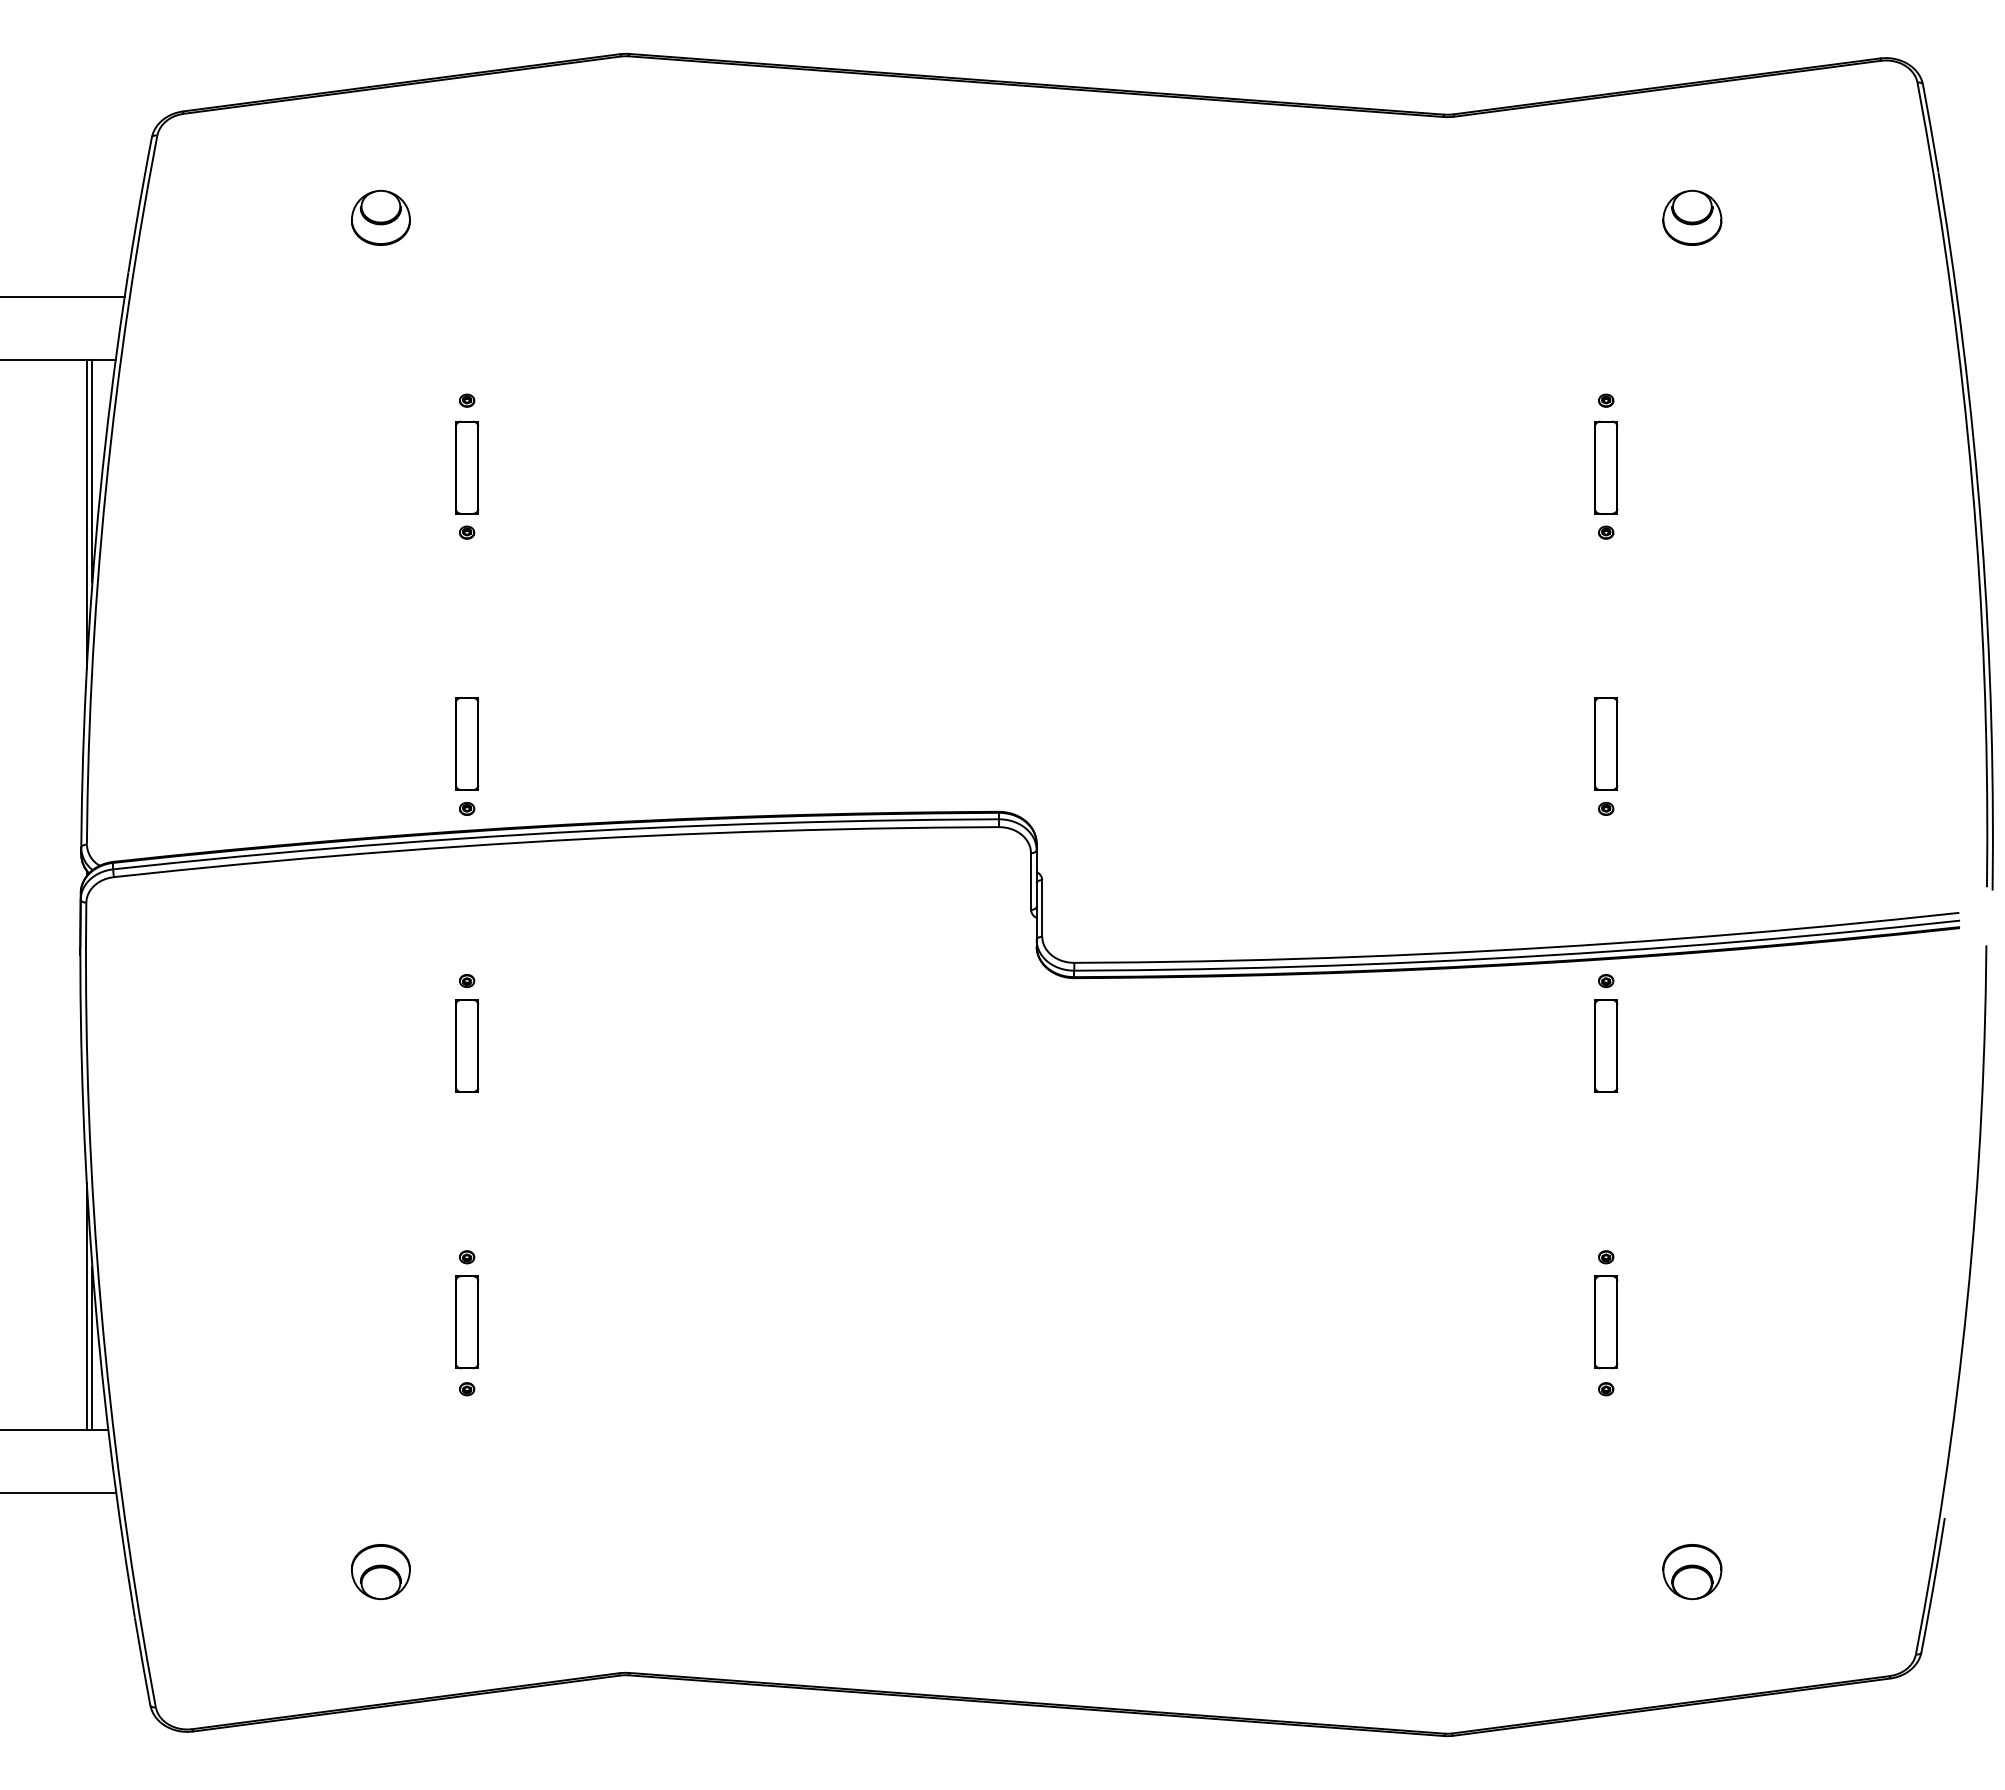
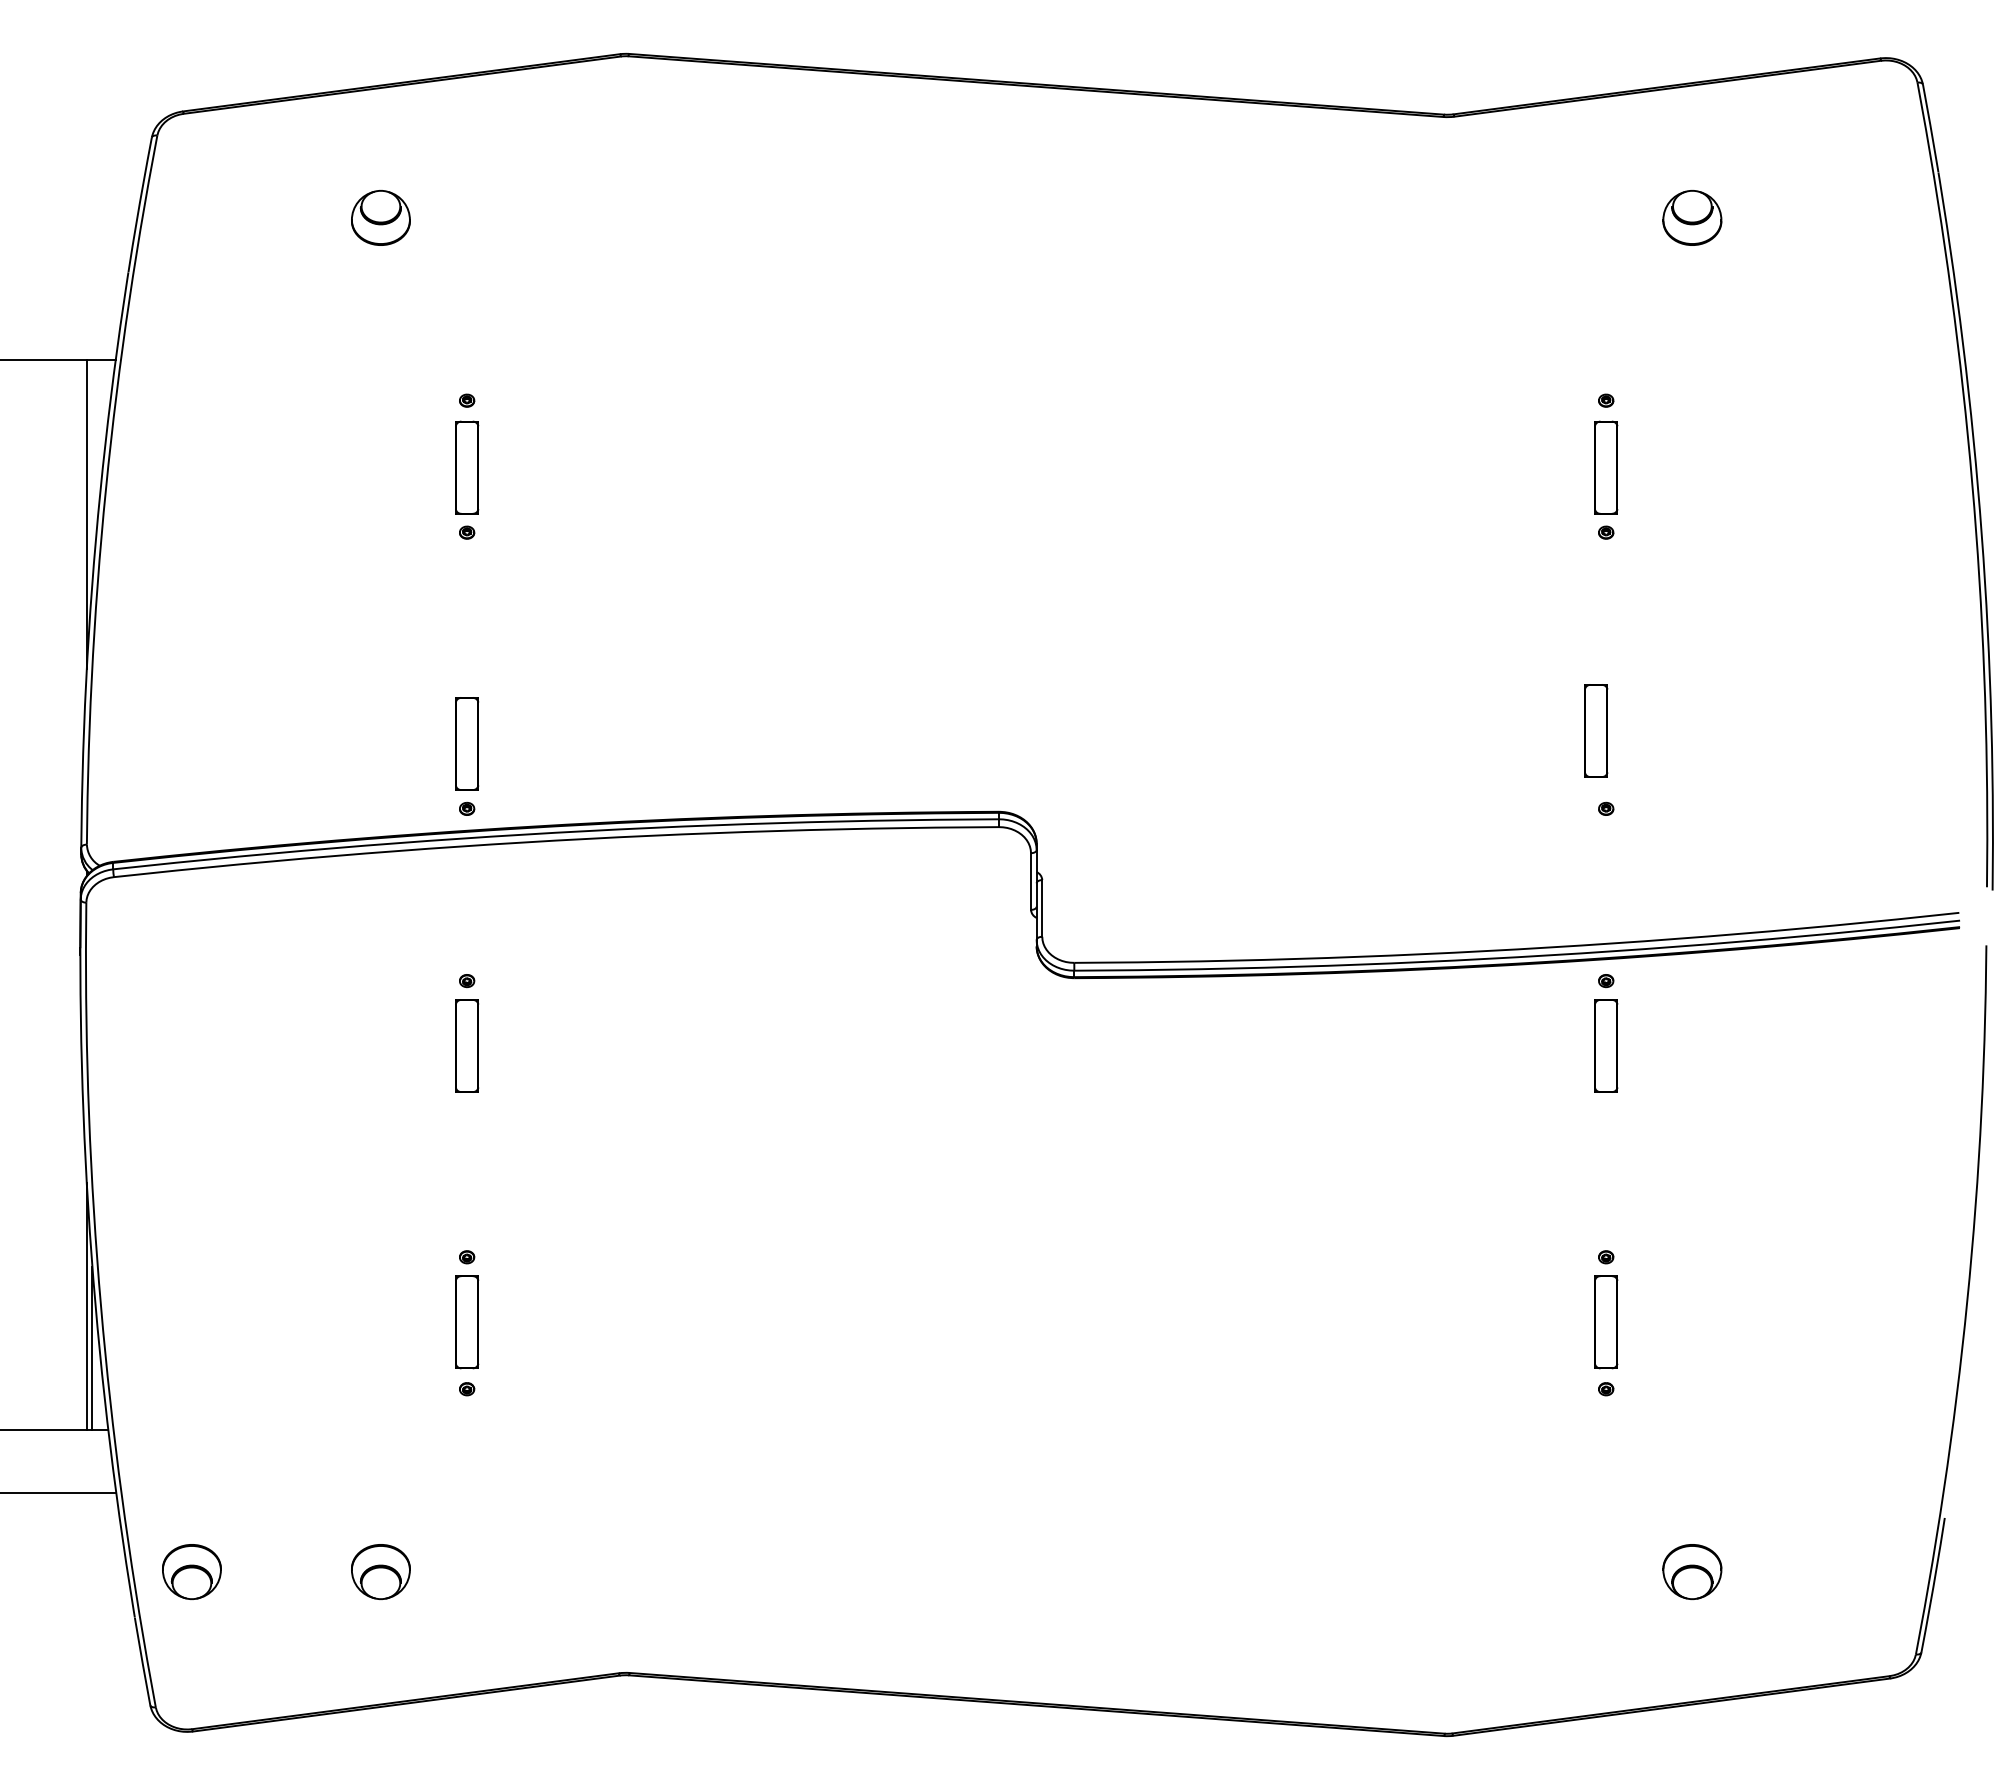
line: present -> none (63, 296)
line: present -> none (92, 470)
part position: (1606, 743) -> (1596, 730) (1596, 730)
part: none -> present (191, 1571)
